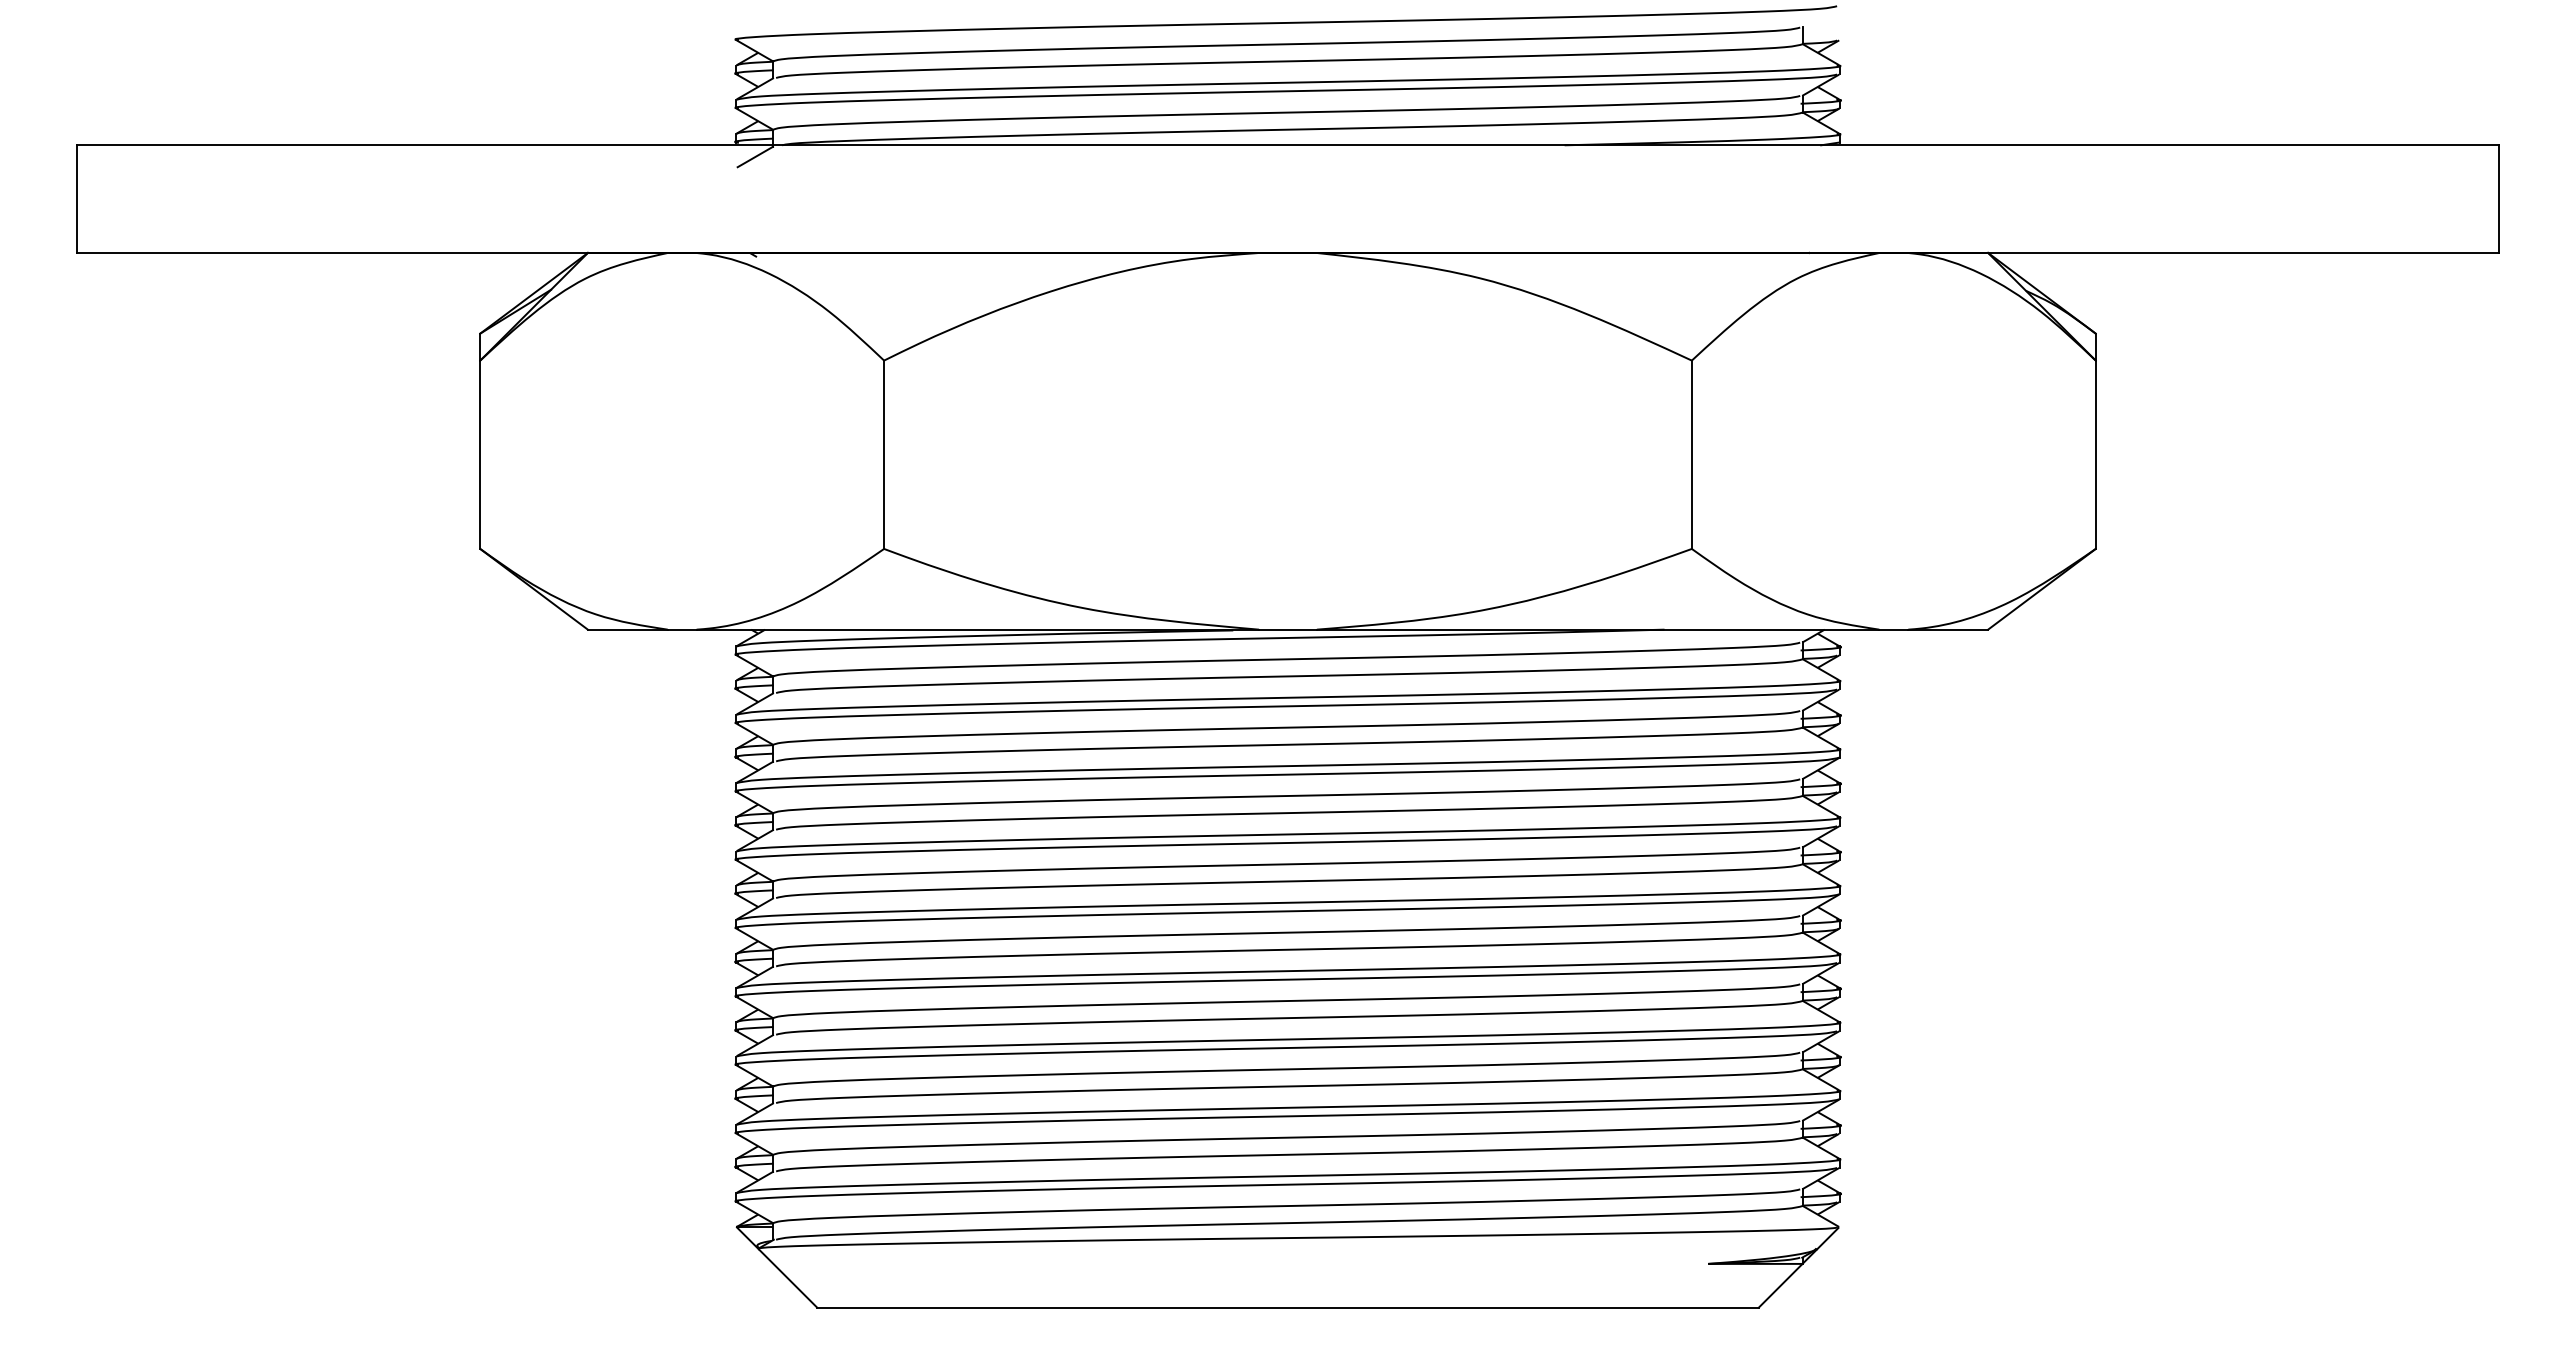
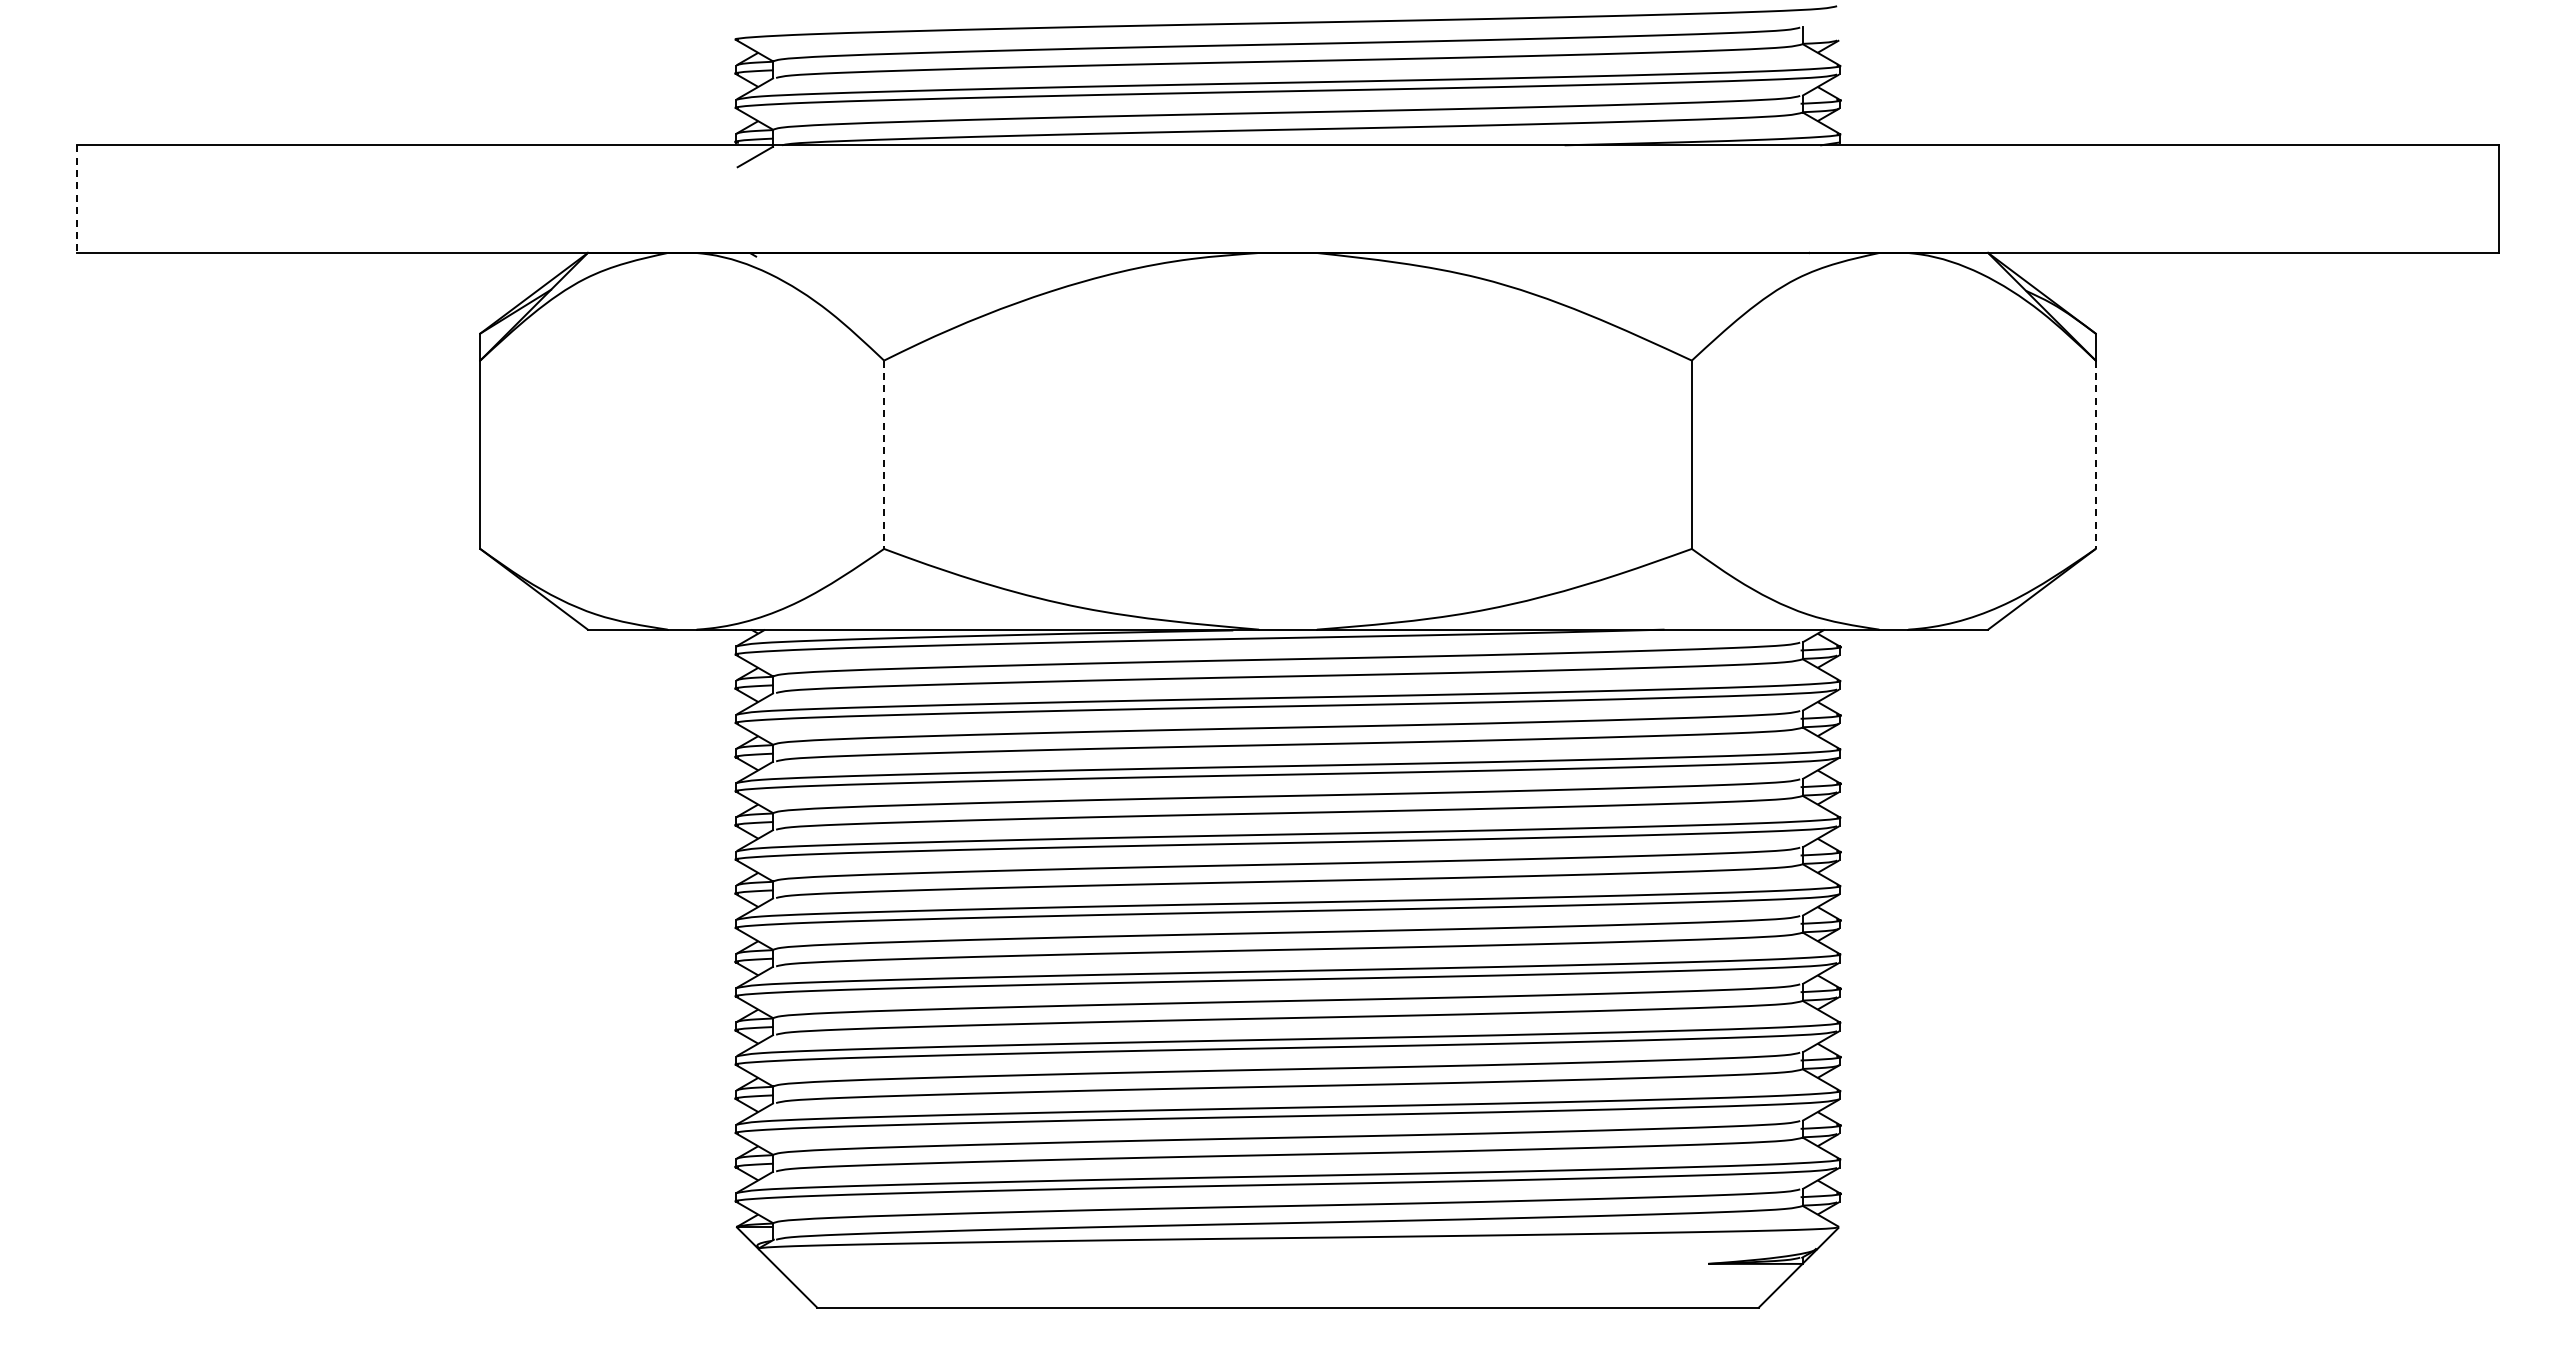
line: solid -> dashed (77, 199)
line: solid -> dashed (884, 455)
line: solid -> dashed (2095, 455)
